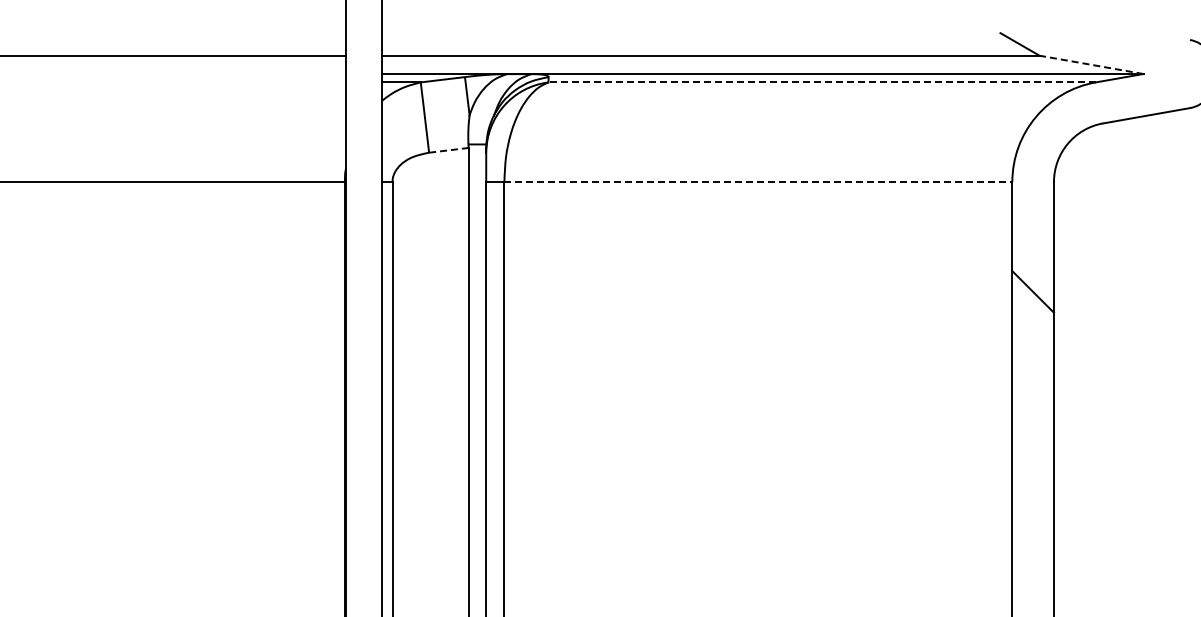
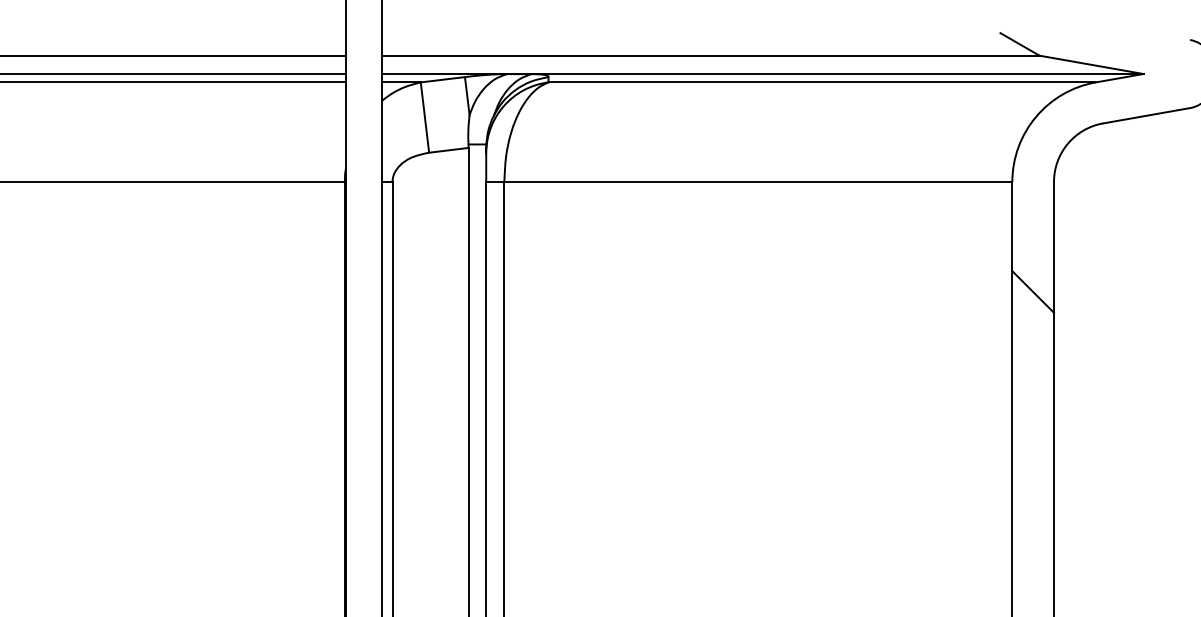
line: dashed -> solid (1091, 64)
line: none -> present (174, 74)
line: none -> present (174, 82)
line: dashed -> solid (822, 82)
line: dashed -> solid (448, 150)
line: dashed -> solid (758, 181)
